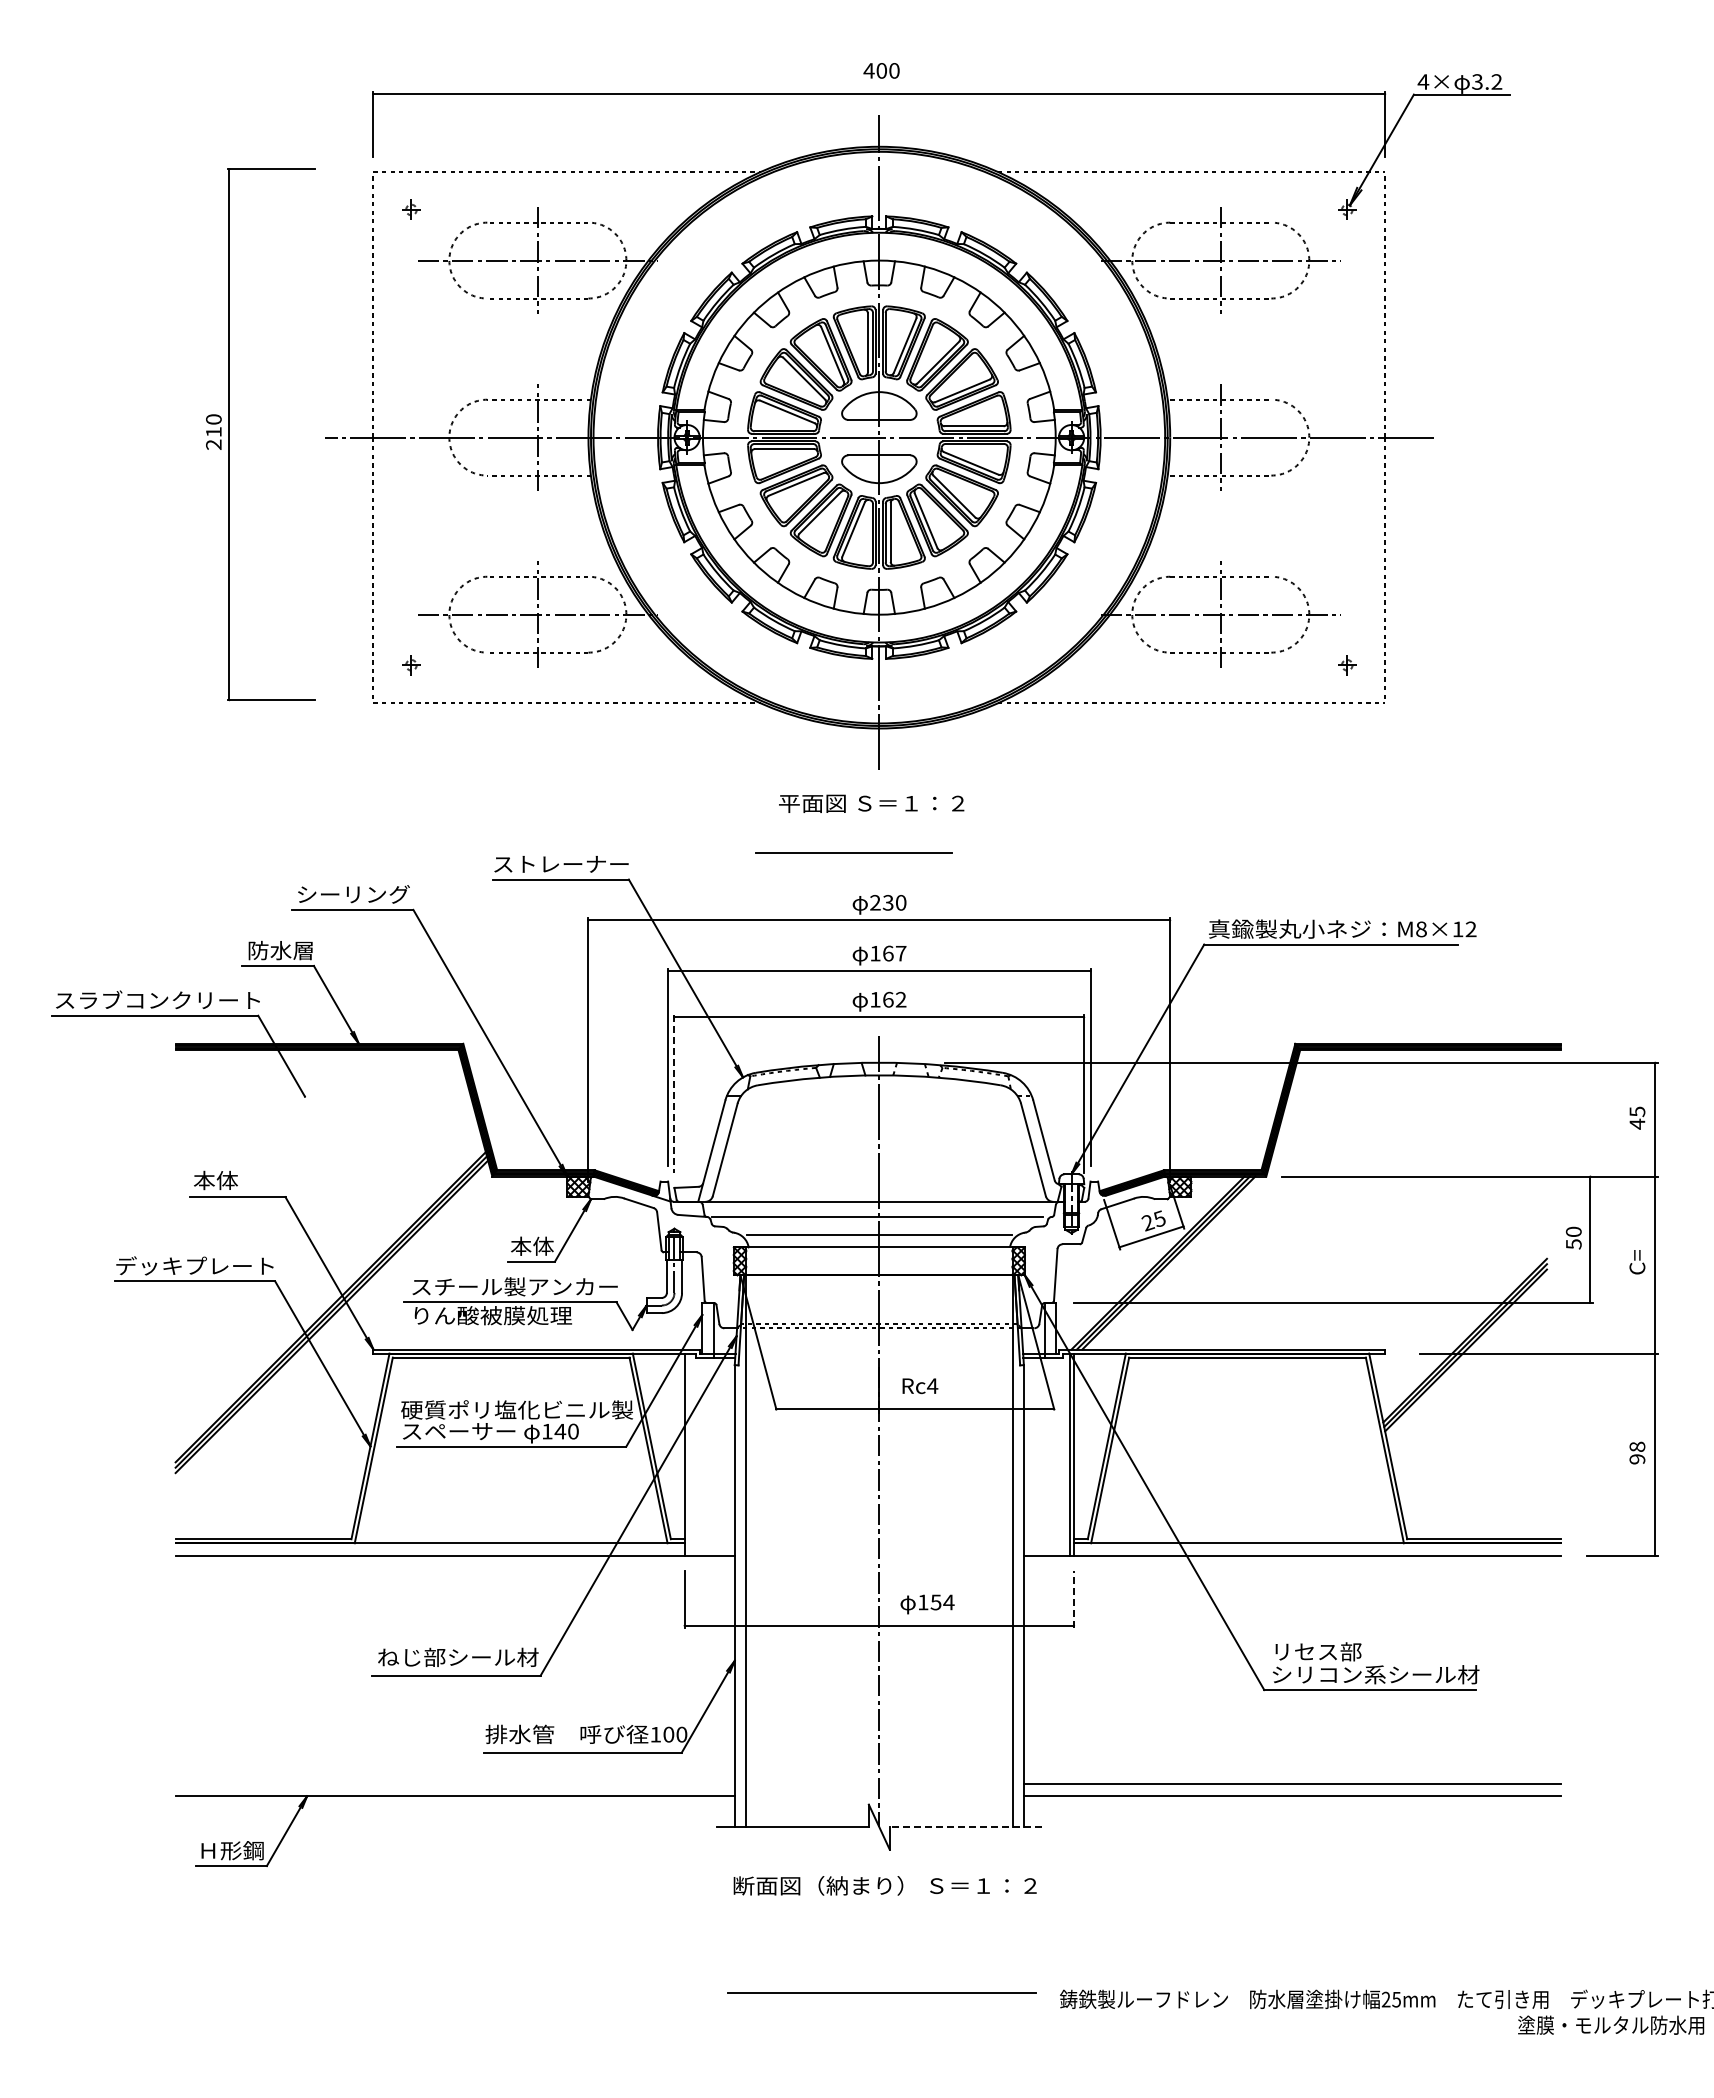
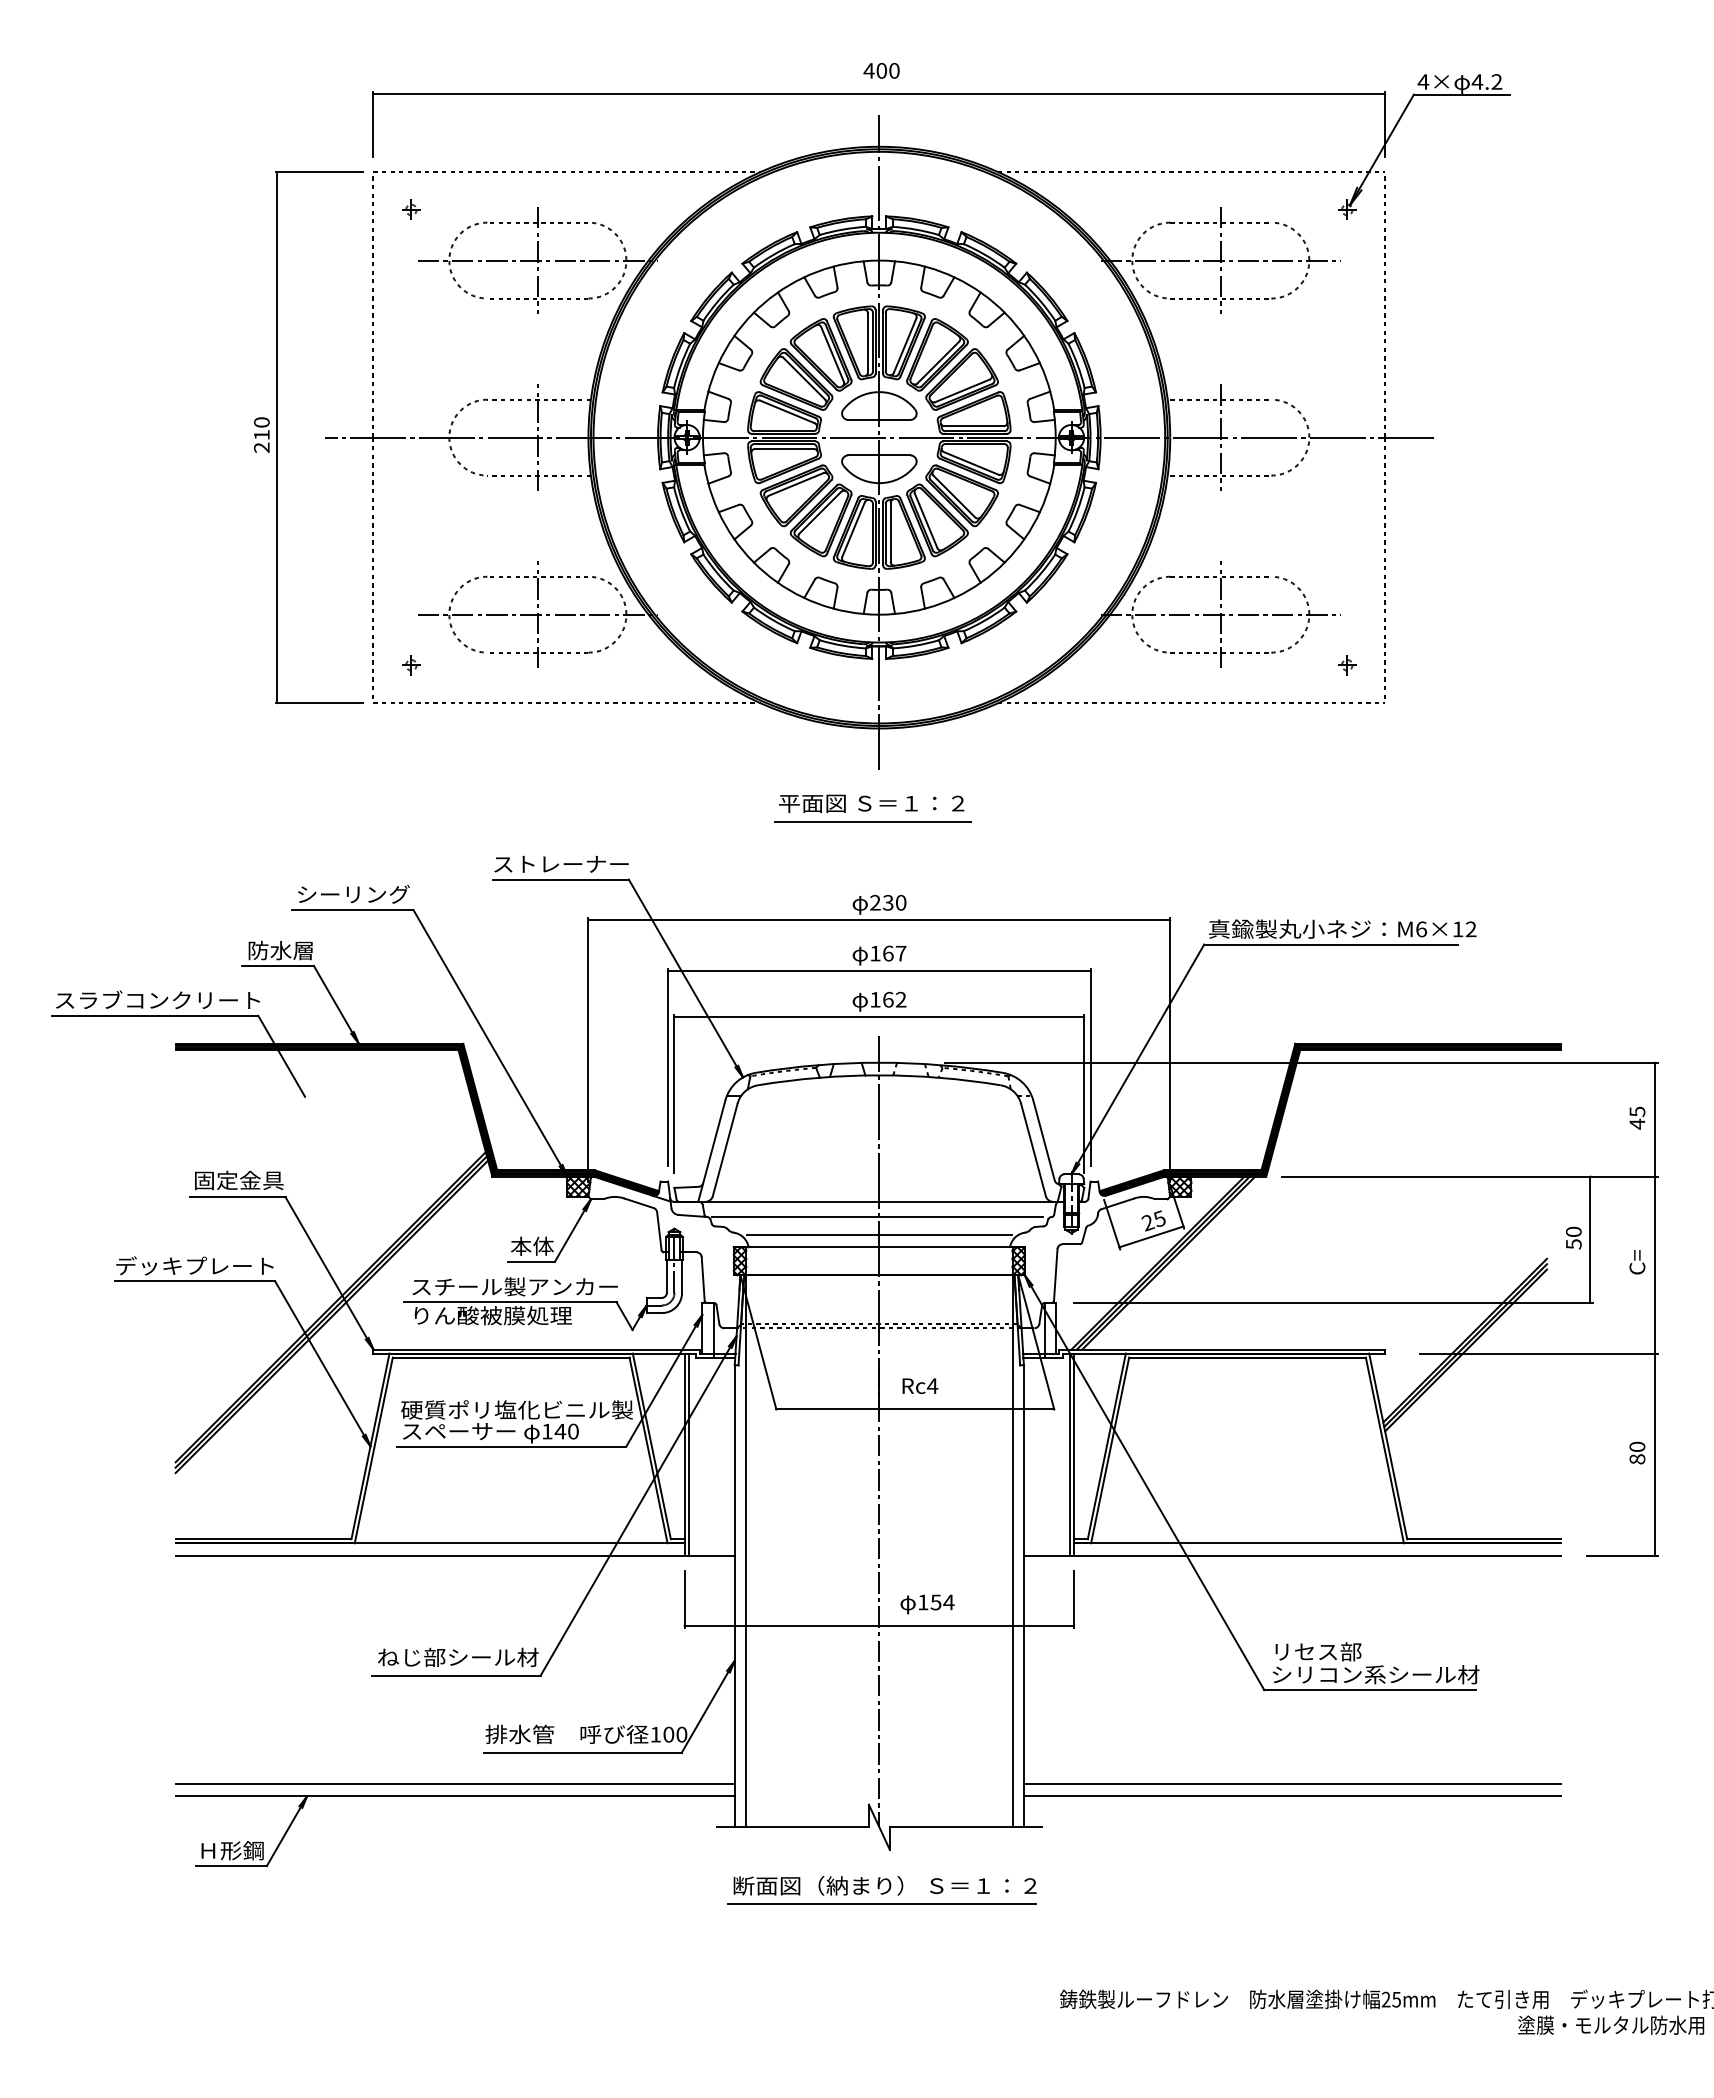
text: 3.2 -> 4.2 (1477, 81)
part position: (229, 434) -> (277, 437) (277, 437)
line position: (853, 852) -> (872, 821) (872, 821)
text: M8×12 -> M6×12 (1421, 929)
line: dashed -> solid (674, 1093)
text: 本体 -> 固定金具 (238, 1180)
text: 98 -> 80 (1637, 1452)
line: none -> present (688, 1454)
line: dashed -> solid (1074, 1599)
line: none -> present (454, 1783)
line: dashed -> solid (965, 1827)
line position: (881, 1992) -> (881, 1903) (881, 1903)
